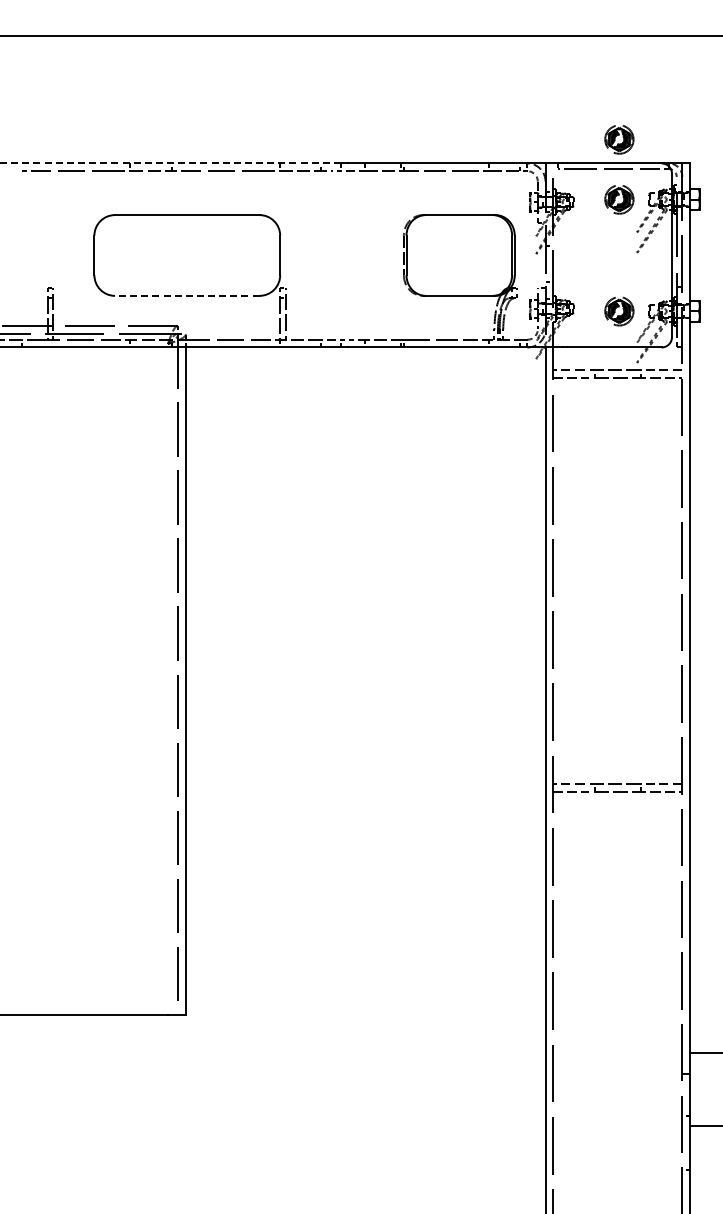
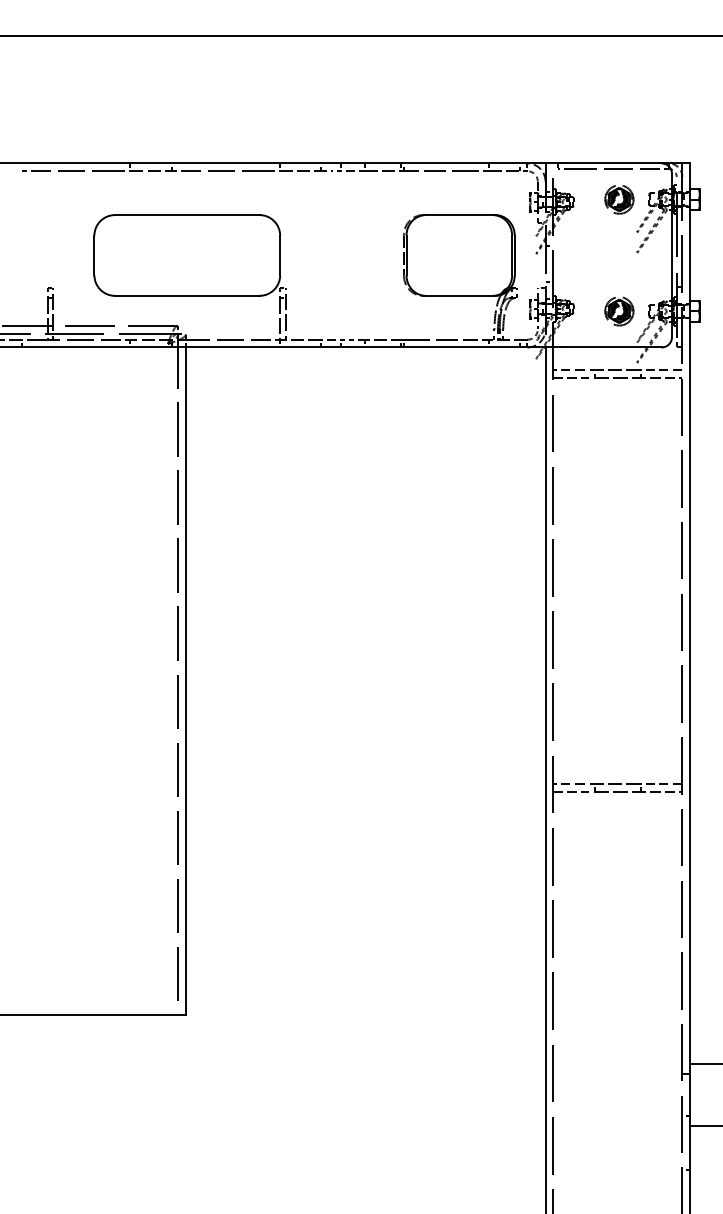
part: present -> none (619, 139)
line: dashed -> solid (171, 163)
line: dashed -> solid (186, 295)
line position: (704, 1053) -> (704, 1064) (704, 1064)
